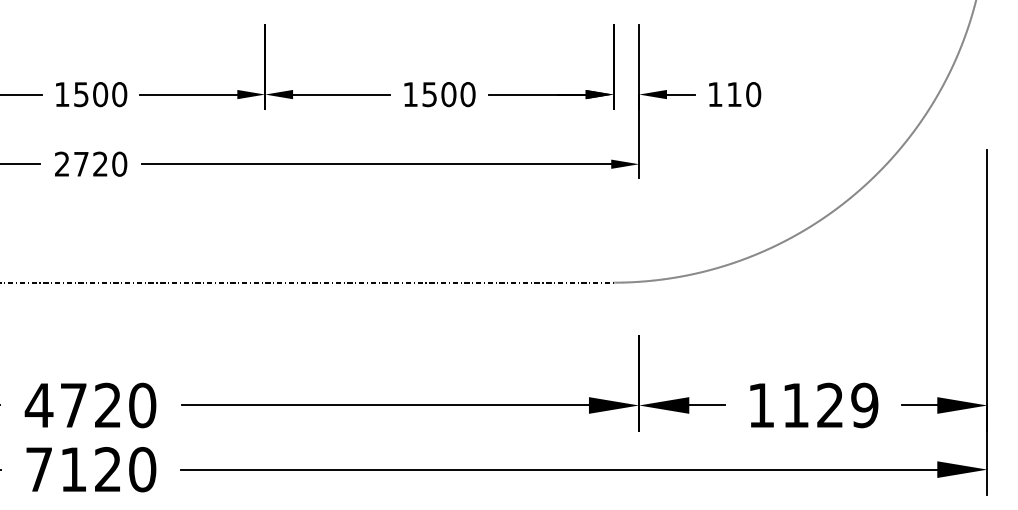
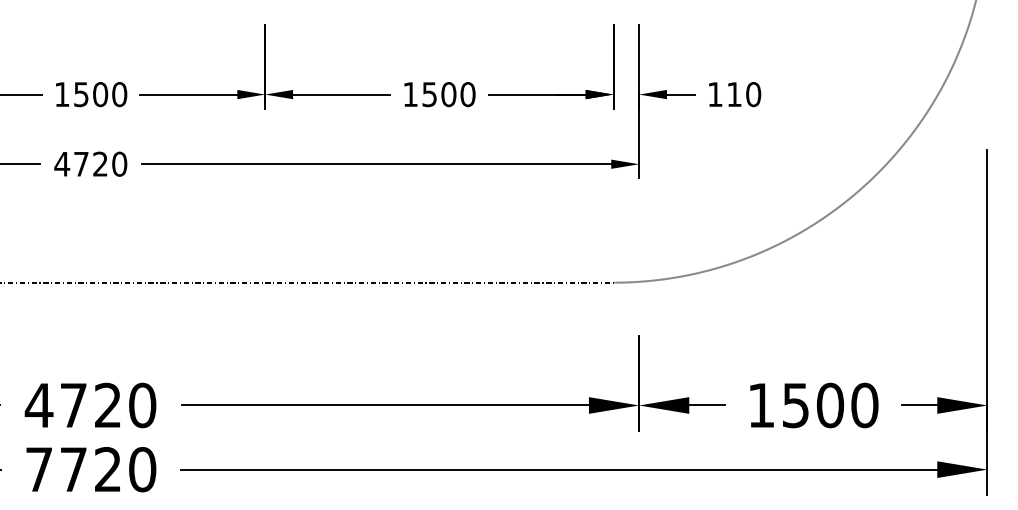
text: 2720 -> 4720 (62, 163)
text: 1129 -> 1500 (830, 405)
text: 7120 -> 7720 (73, 469)
